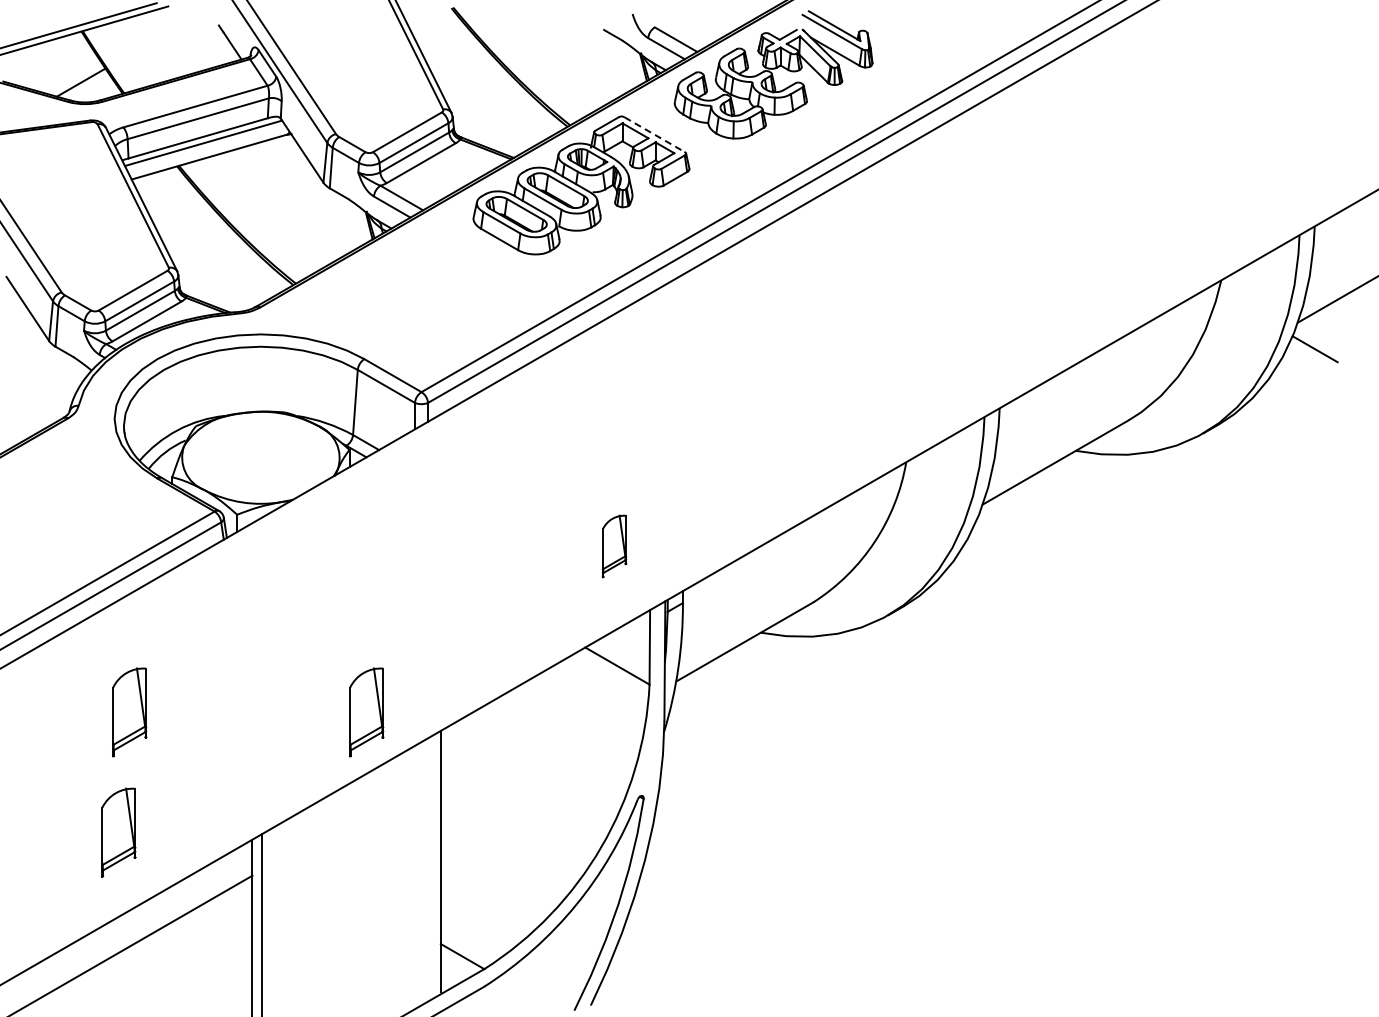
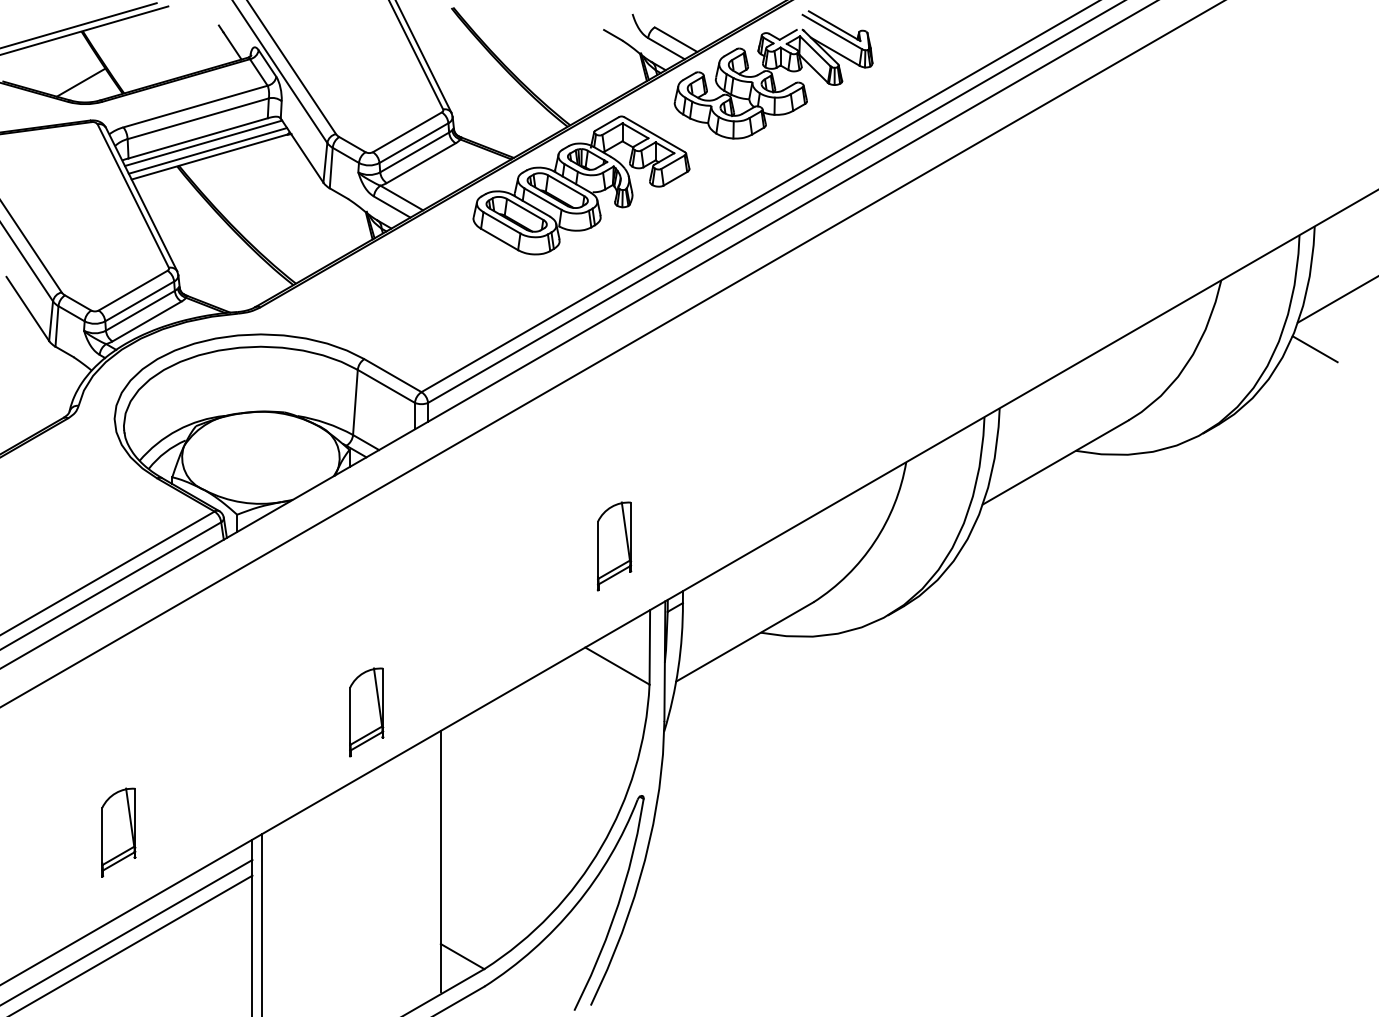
line: dashed -> solid (655, 134)
line: none -> present (207, 150)
line: none -> present (611, 354)
part size: 27x65 px -> 37x91 px (614, 546)
part: present -> none (129, 712)
line: none -> present (127, 931)
